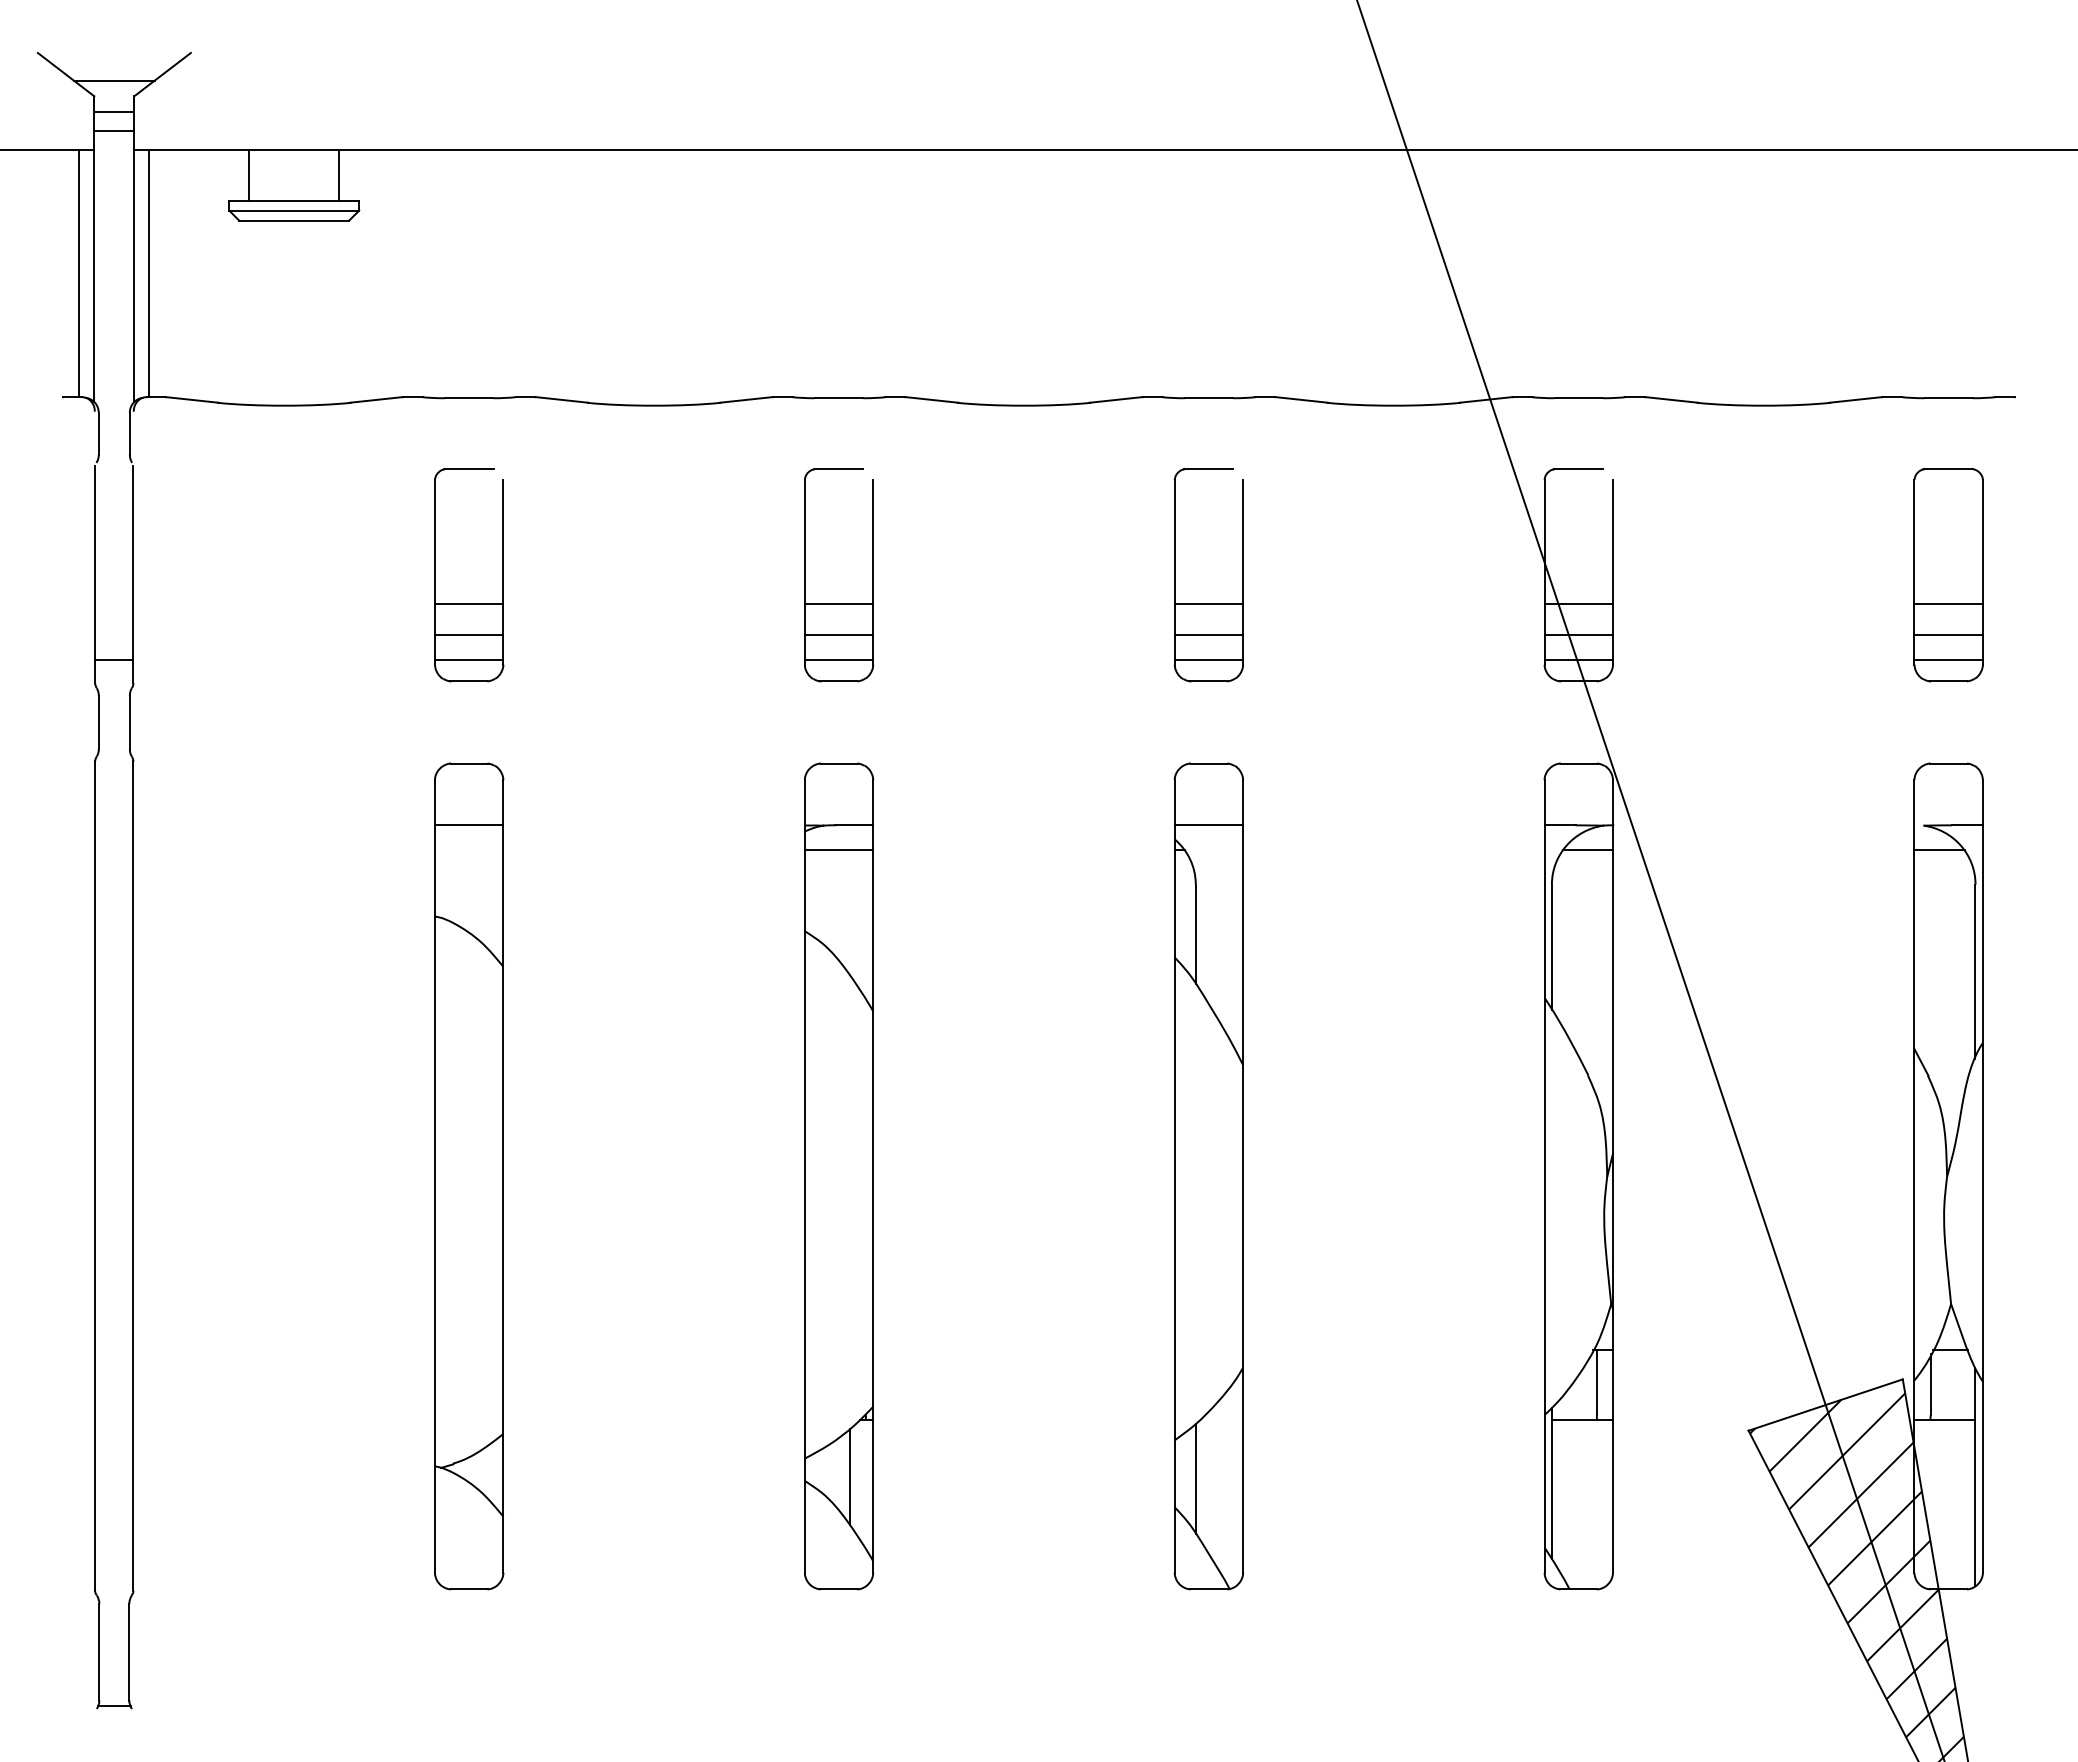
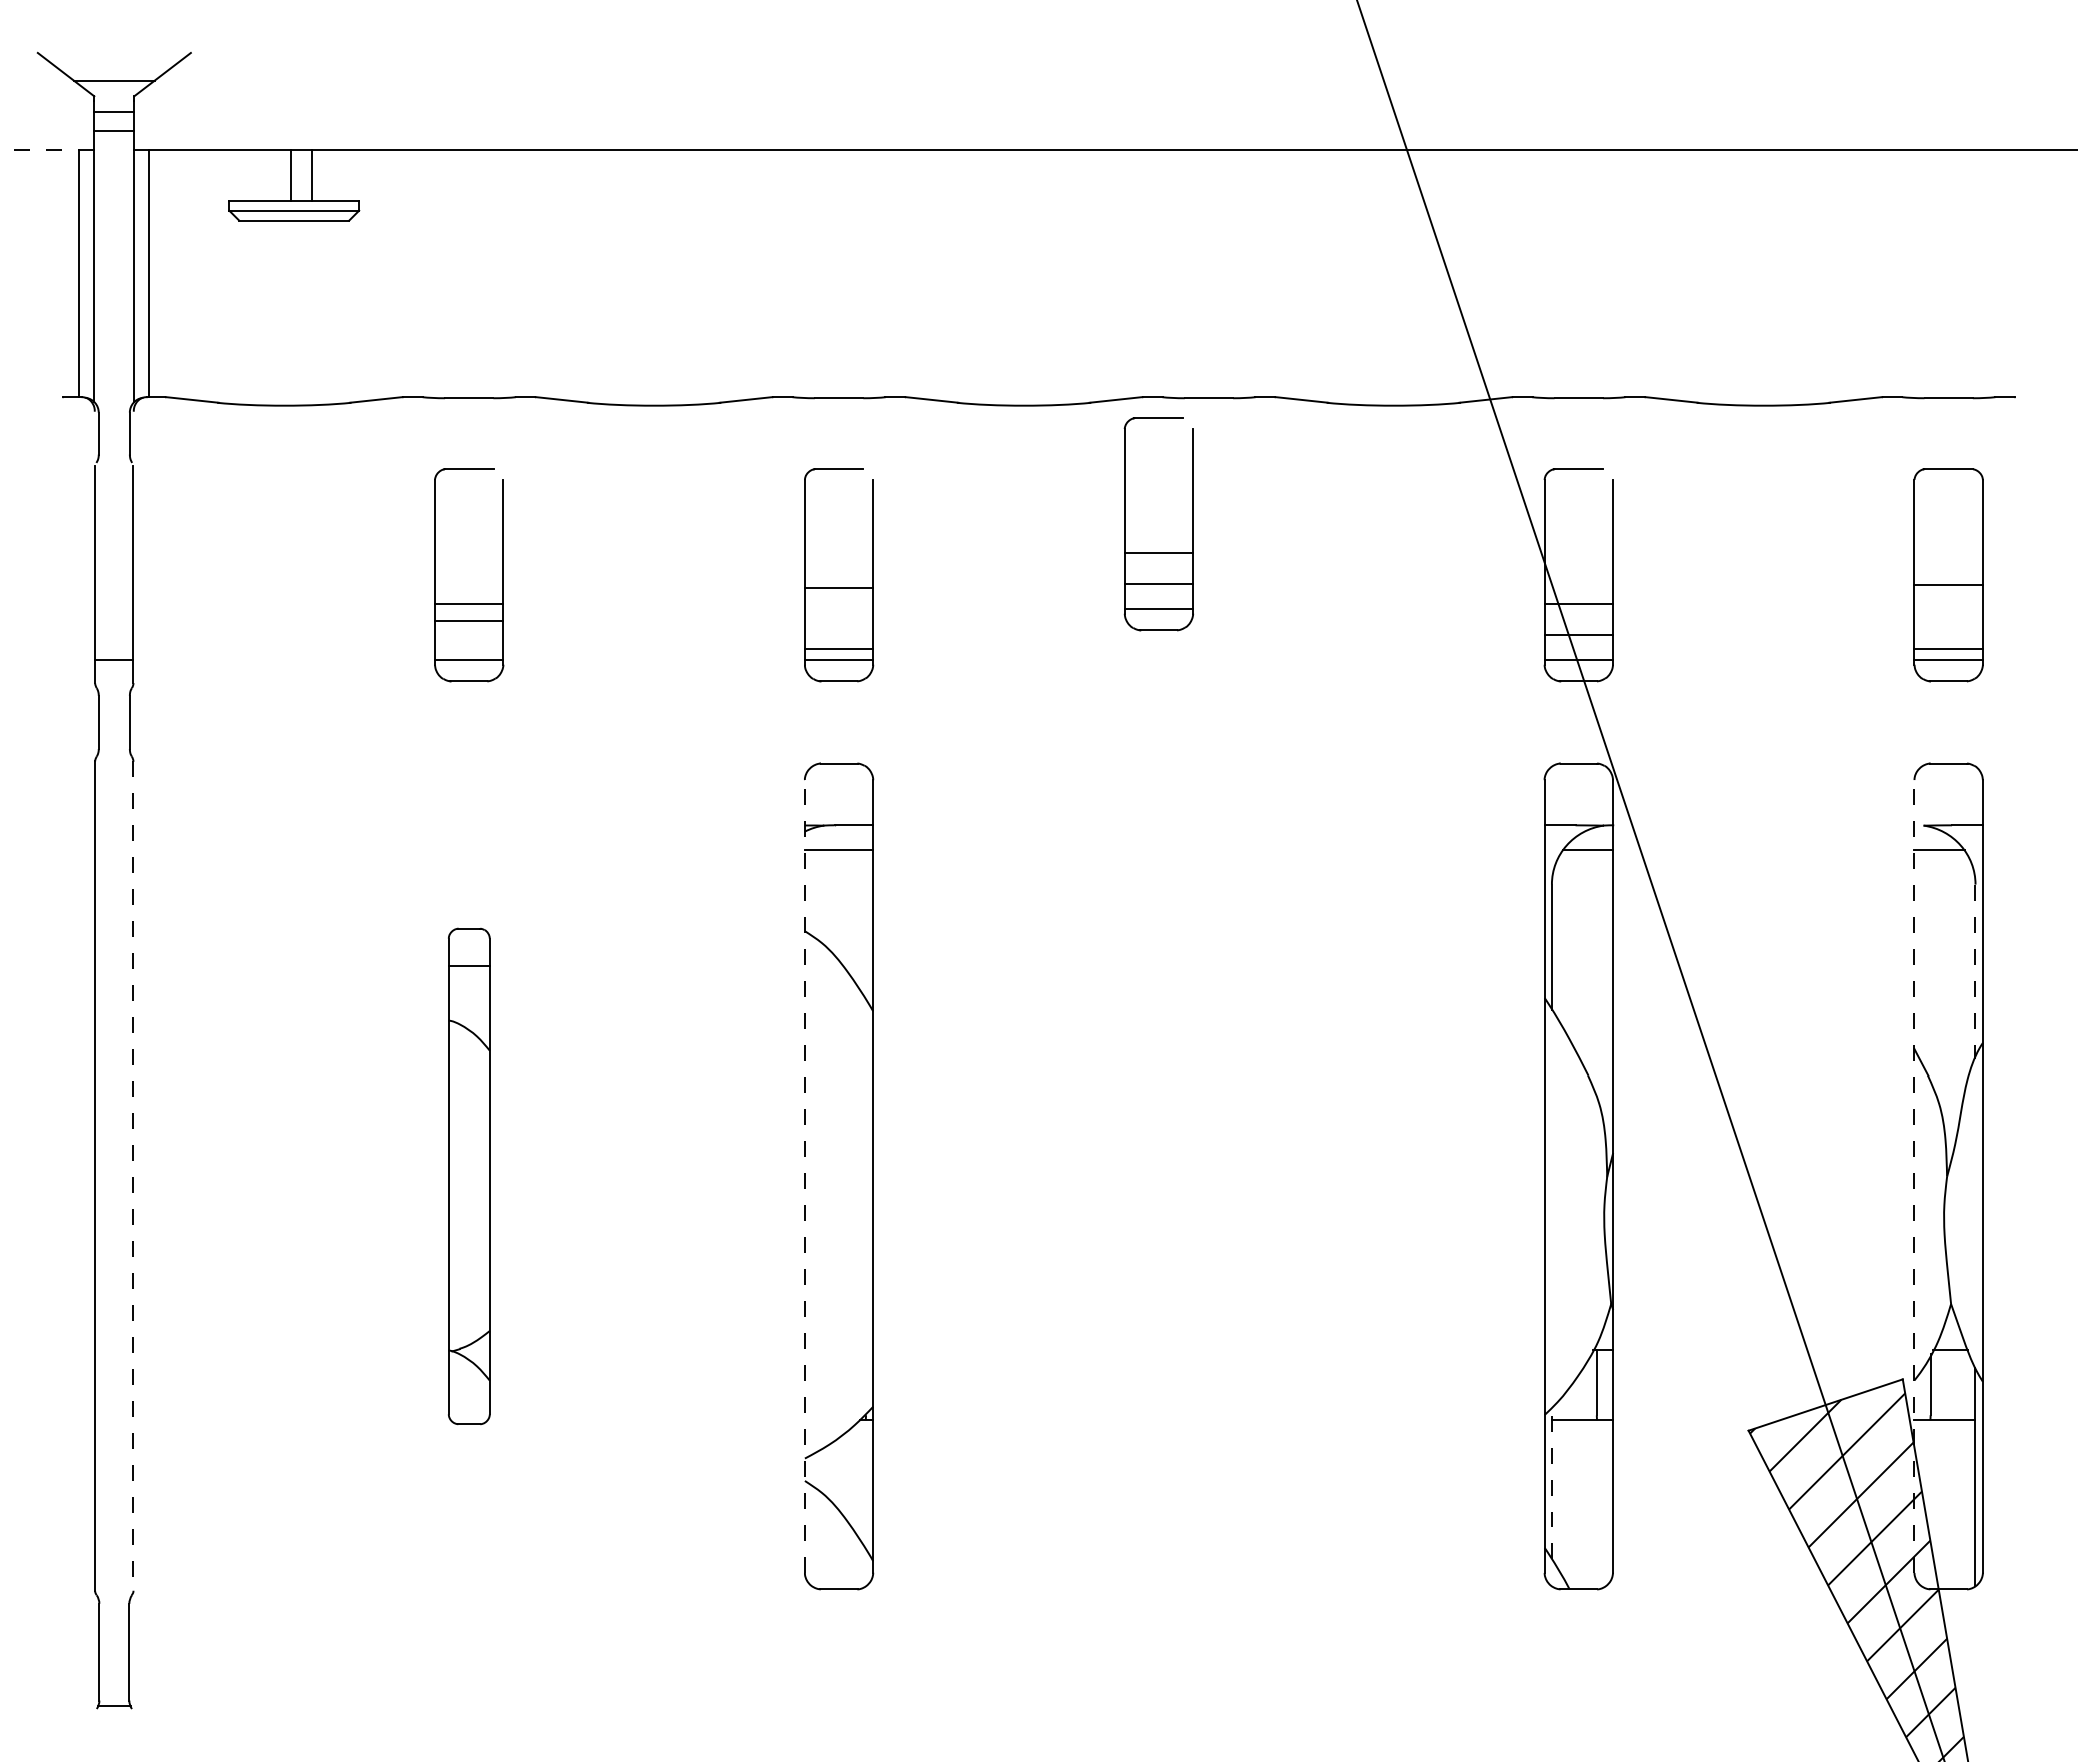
line: solid -> dashed (47, 149)
line position: (249, 174) -> (291, 174) (291, 174)
line position: (339, 174) -> (312, 174) (312, 174)
line position: (838, 603) -> (838, 587) (838, 587)
part position: (1208, 603) -> (1158, 552) (1158, 552)
line position: (1948, 603) -> (1948, 584) (1948, 584)
line position: (468, 634) -> (468, 620) (468, 620)
line position: (838, 634) -> (838, 648) (838, 648)
line position: (1948, 634) -> (1948, 648) (1948, 648)
line: solid -> dashed (1975, 972)
line: solid -> dashed (133, 1176)
part size: 71x829 px -> 43x498 px (469, 1175)
line: solid -> dashed (804, 1176)
part: present -> none (1208, 1176)
line: solid -> dashed (1914, 1176)
line: present -> none (849, 1476)
line: solid -> dashed (1552, 1483)
